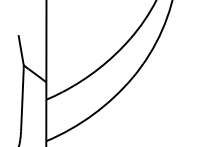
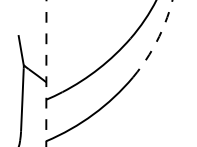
arc: solid -> dashed (157, 41)
line: solid -> dashed (46, 73)
